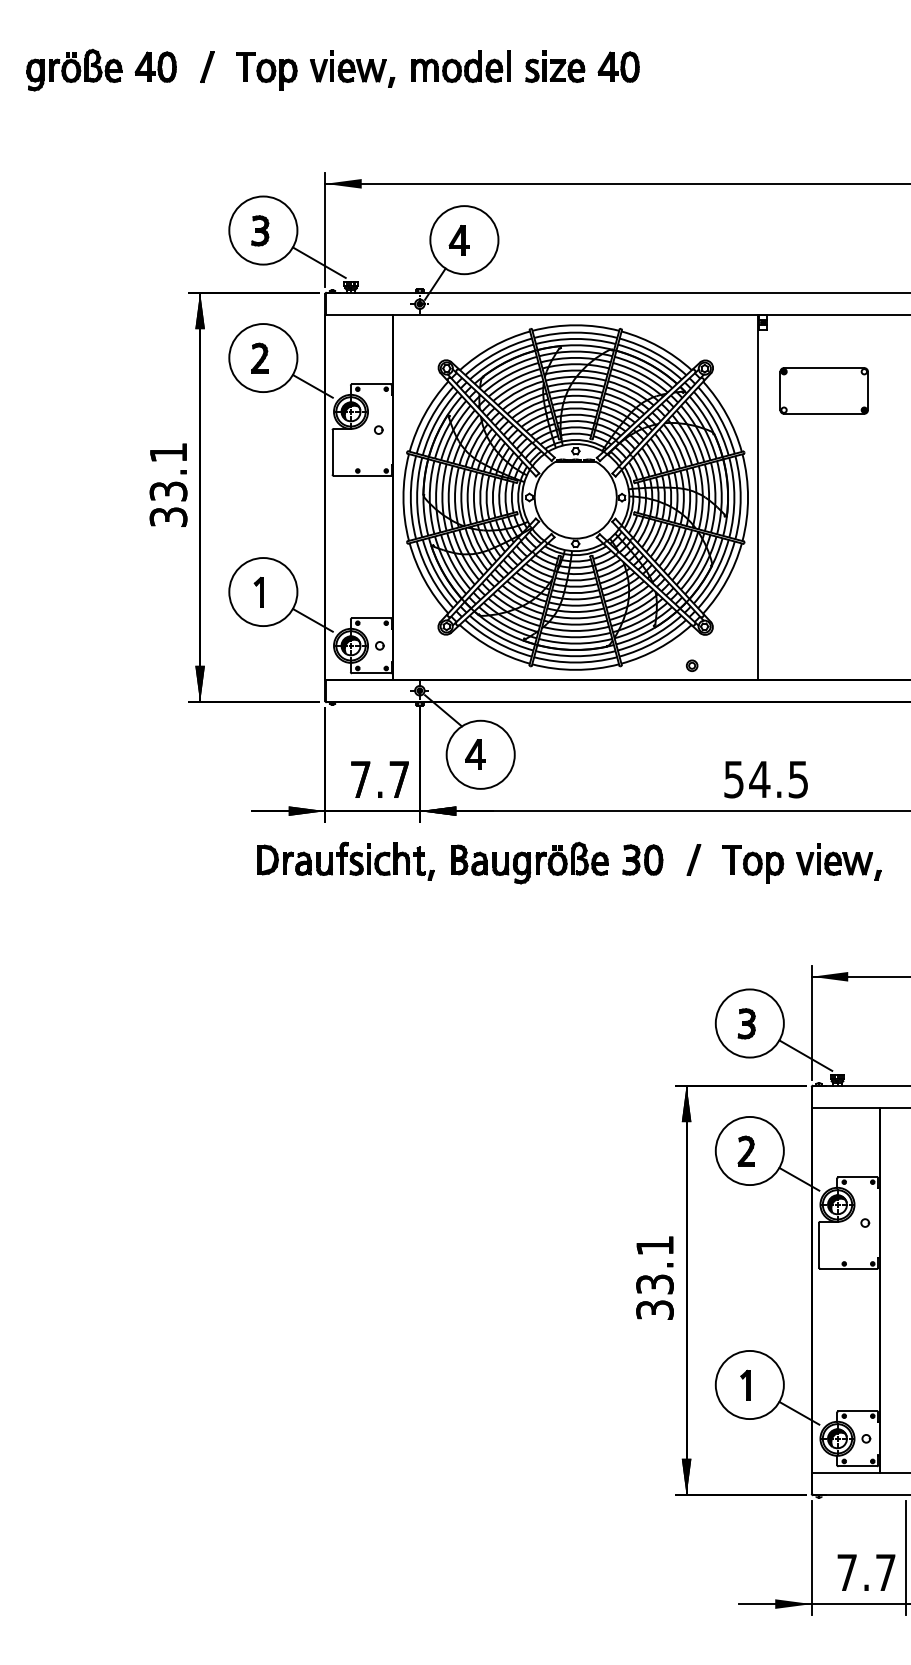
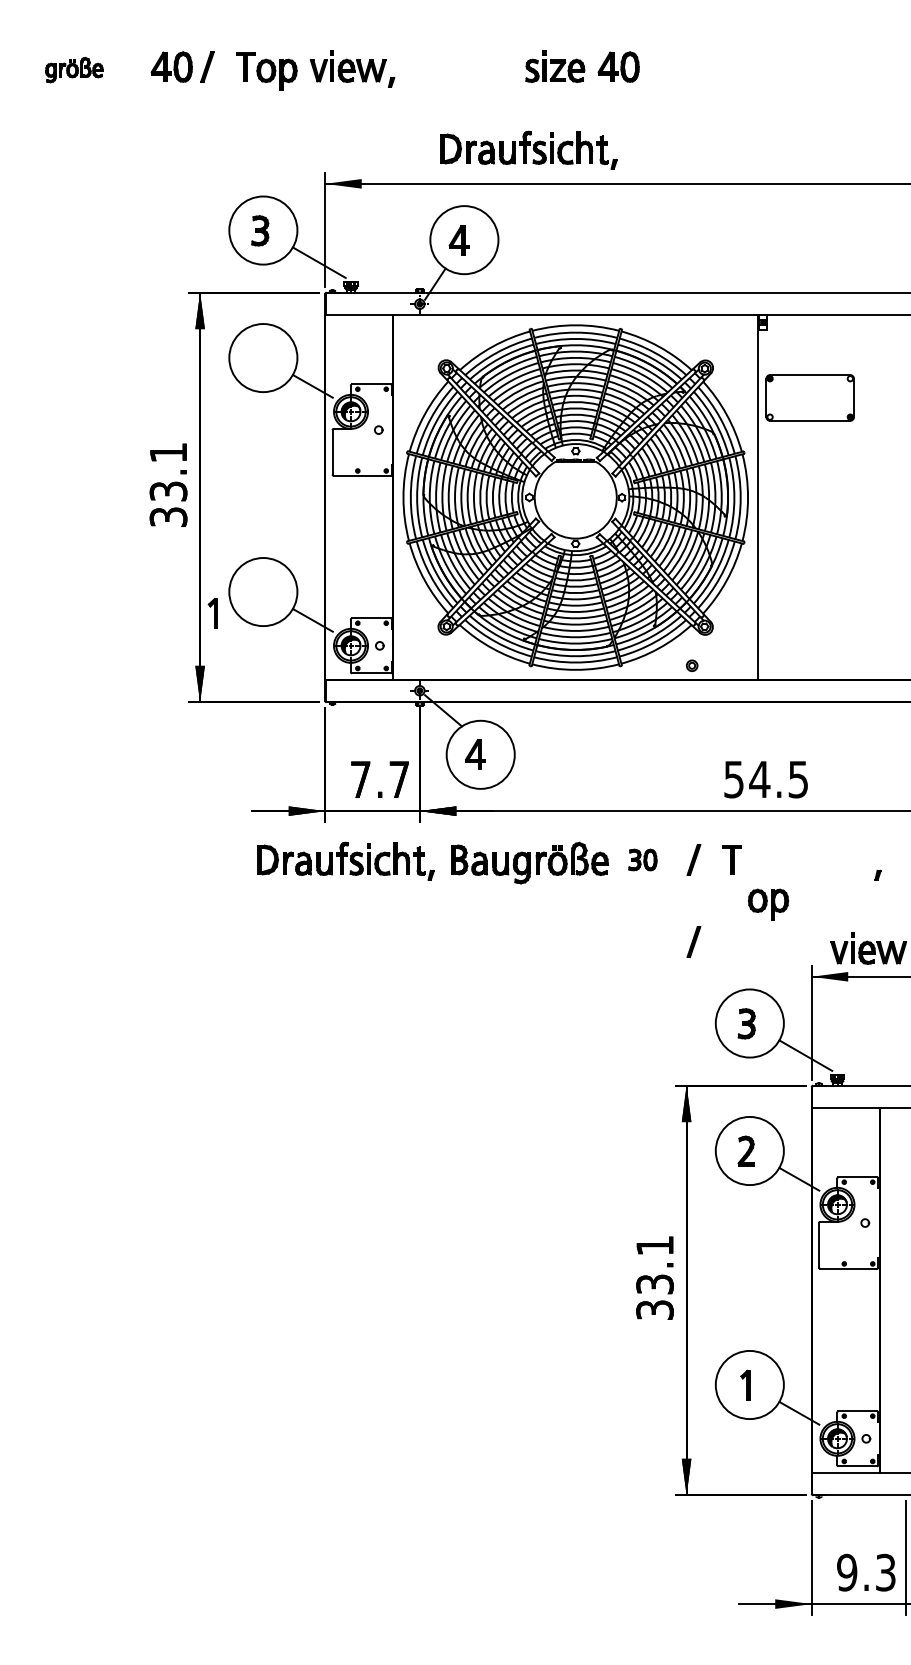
part position: (155, 66) -> (171, 66) (171, 66)
part: present -> none (460, 66)
part size: 97x44 px -> 59x28 px (74, 69)
part: none -> present (528, 149)
part: present -> none (259, 357)
part position: (823, 390) -> (809, 397) (809, 397)
part position: (258, 592) -> (212, 613) (212, 613)
part size: 42x32 px -> 30x24 px (642, 859)
part position: (834, 859) -> (868, 948) (868, 948)
part position: (763, 867) -> (768, 904) (768, 904)
part: none -> present (693, 941)
text: 7.7 -> 9.3 (866, 1572)
